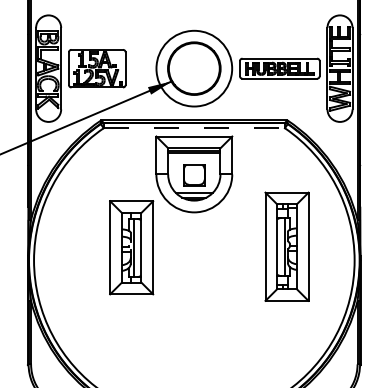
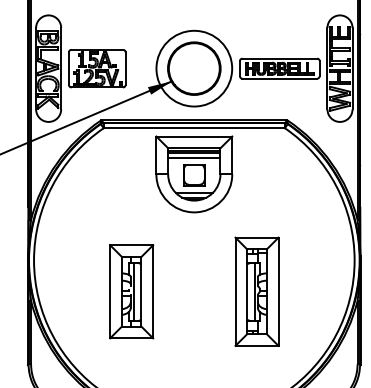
line: dashed -> solid (194, 128)
line: none -> present (194, 157)
part position: (286, 246) -> (256, 291) (256, 291)
part position: (131, 247) -> (131, 291) (131, 291)
